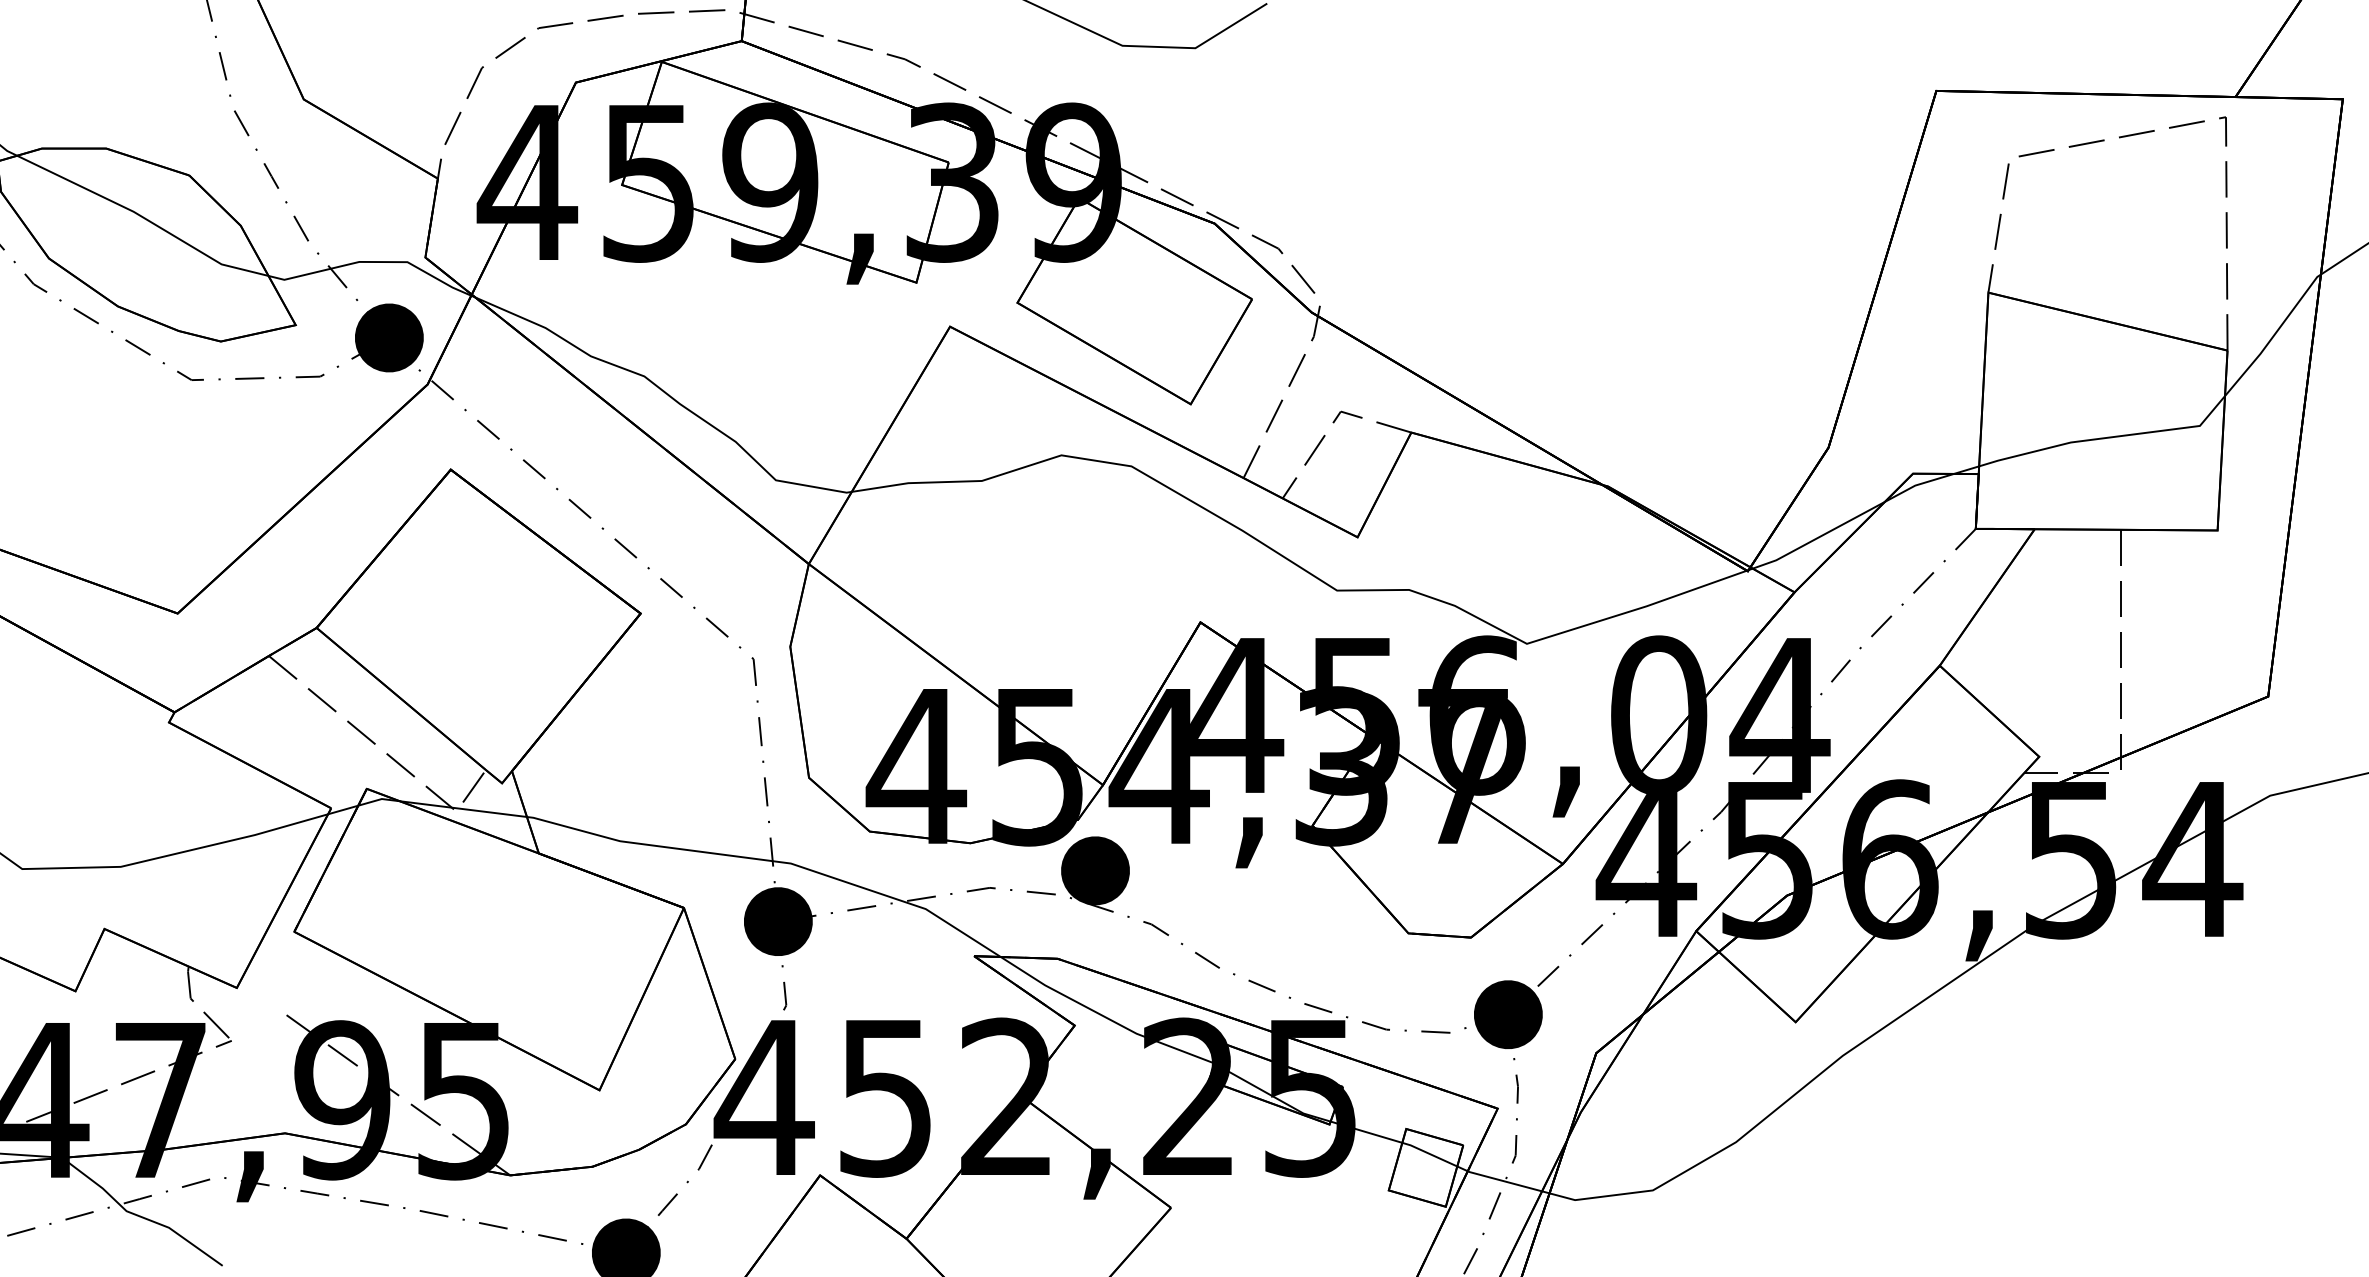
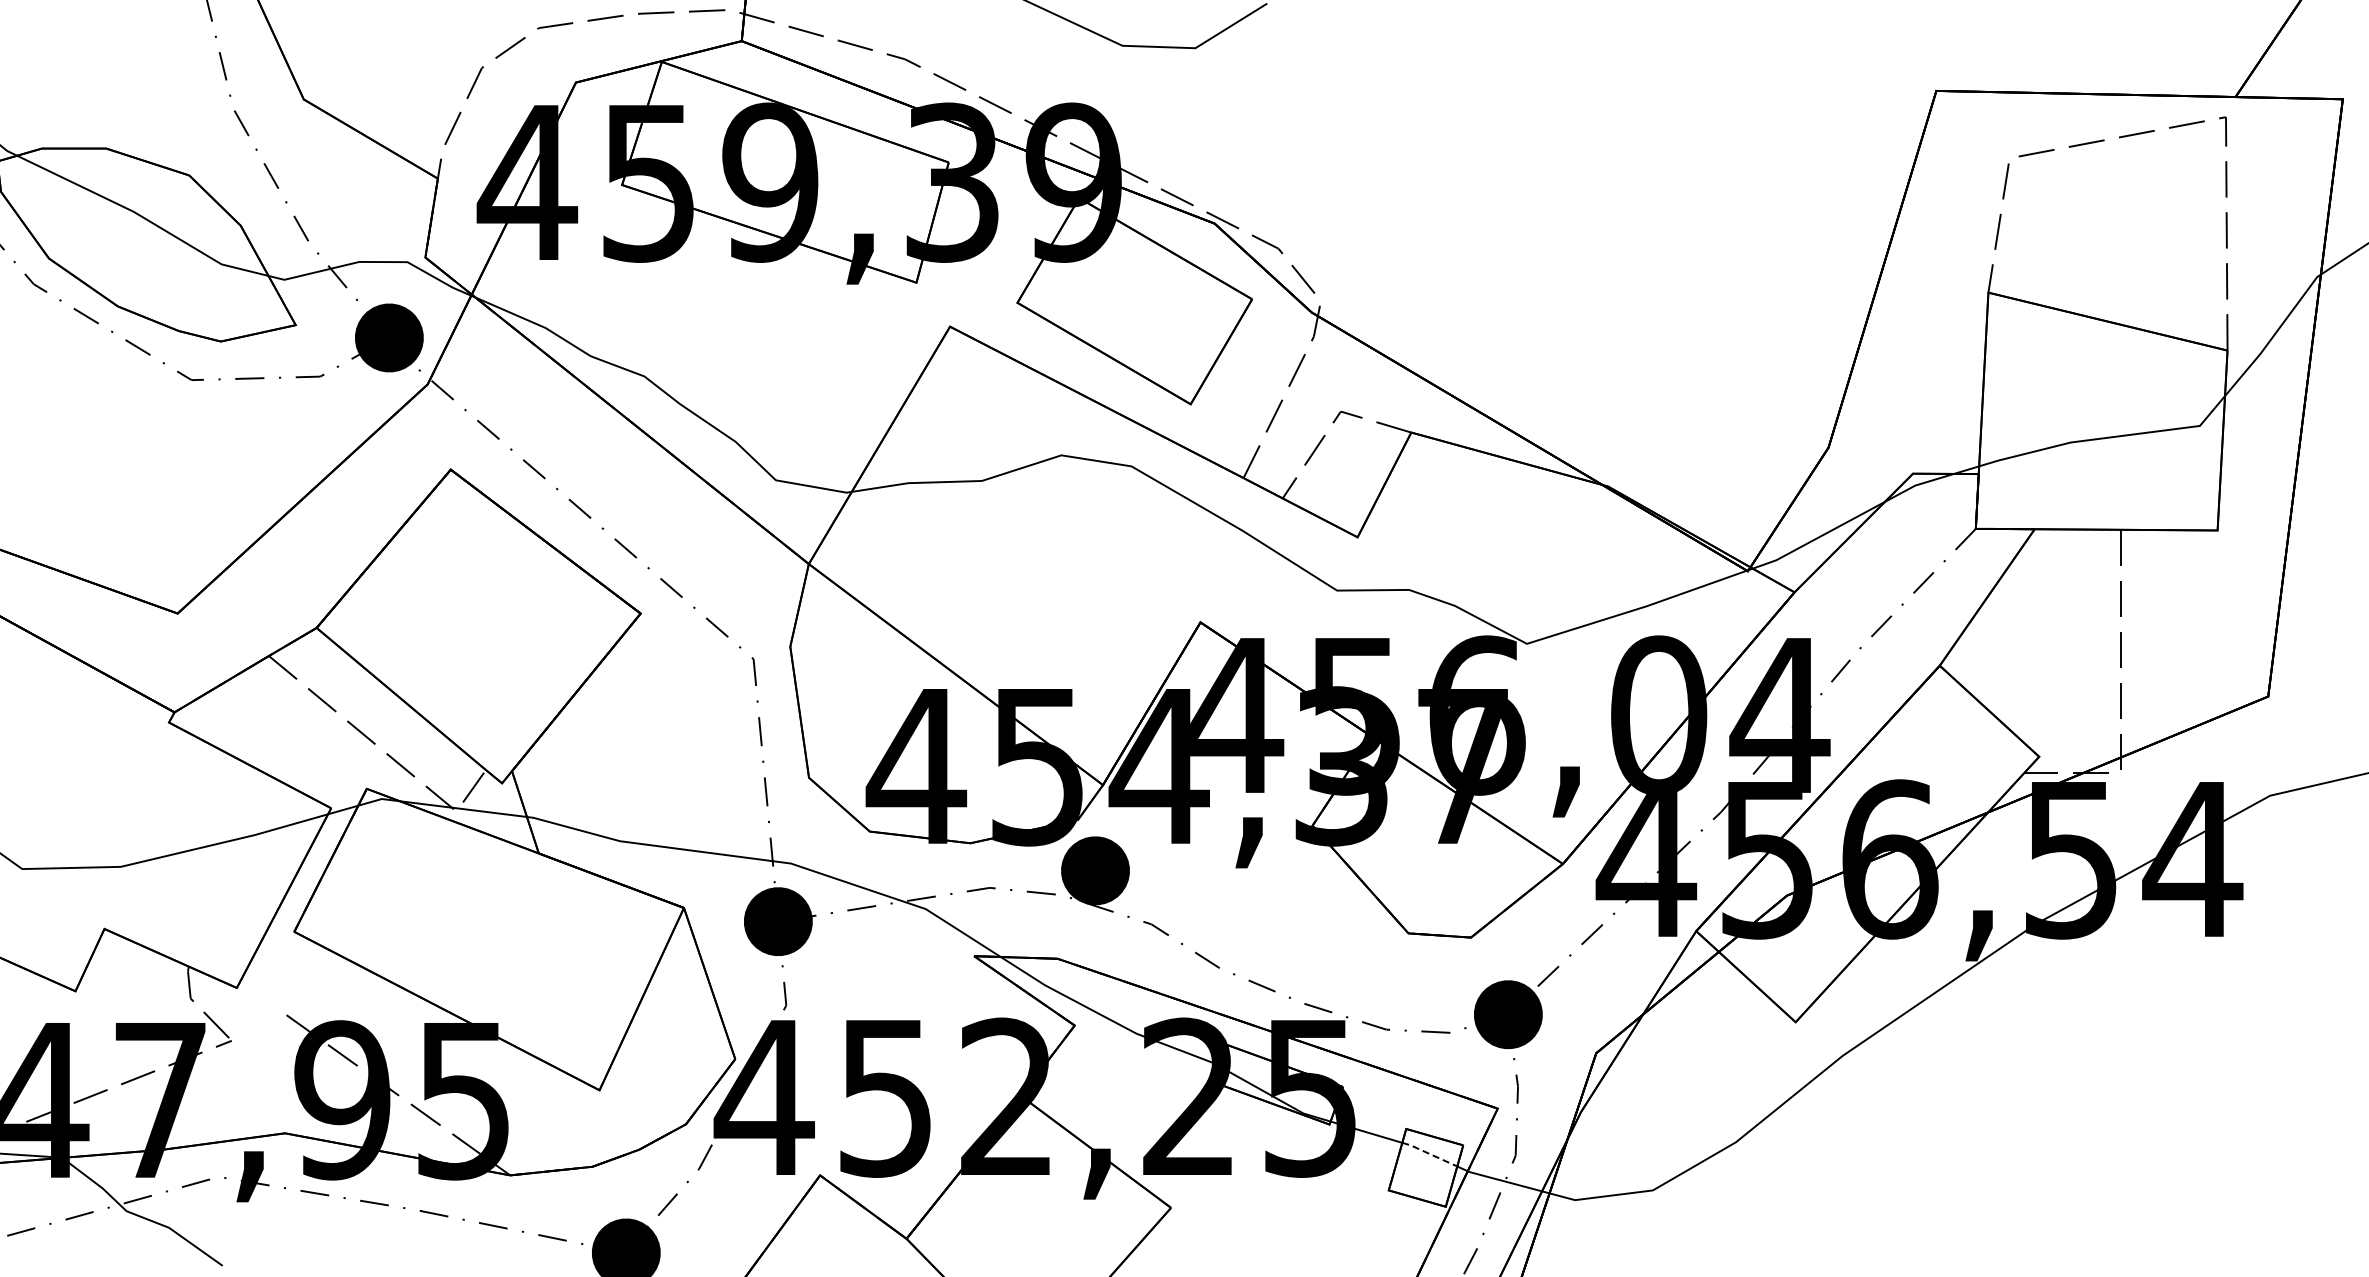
line: solid -> dashed (1429, 1153)
